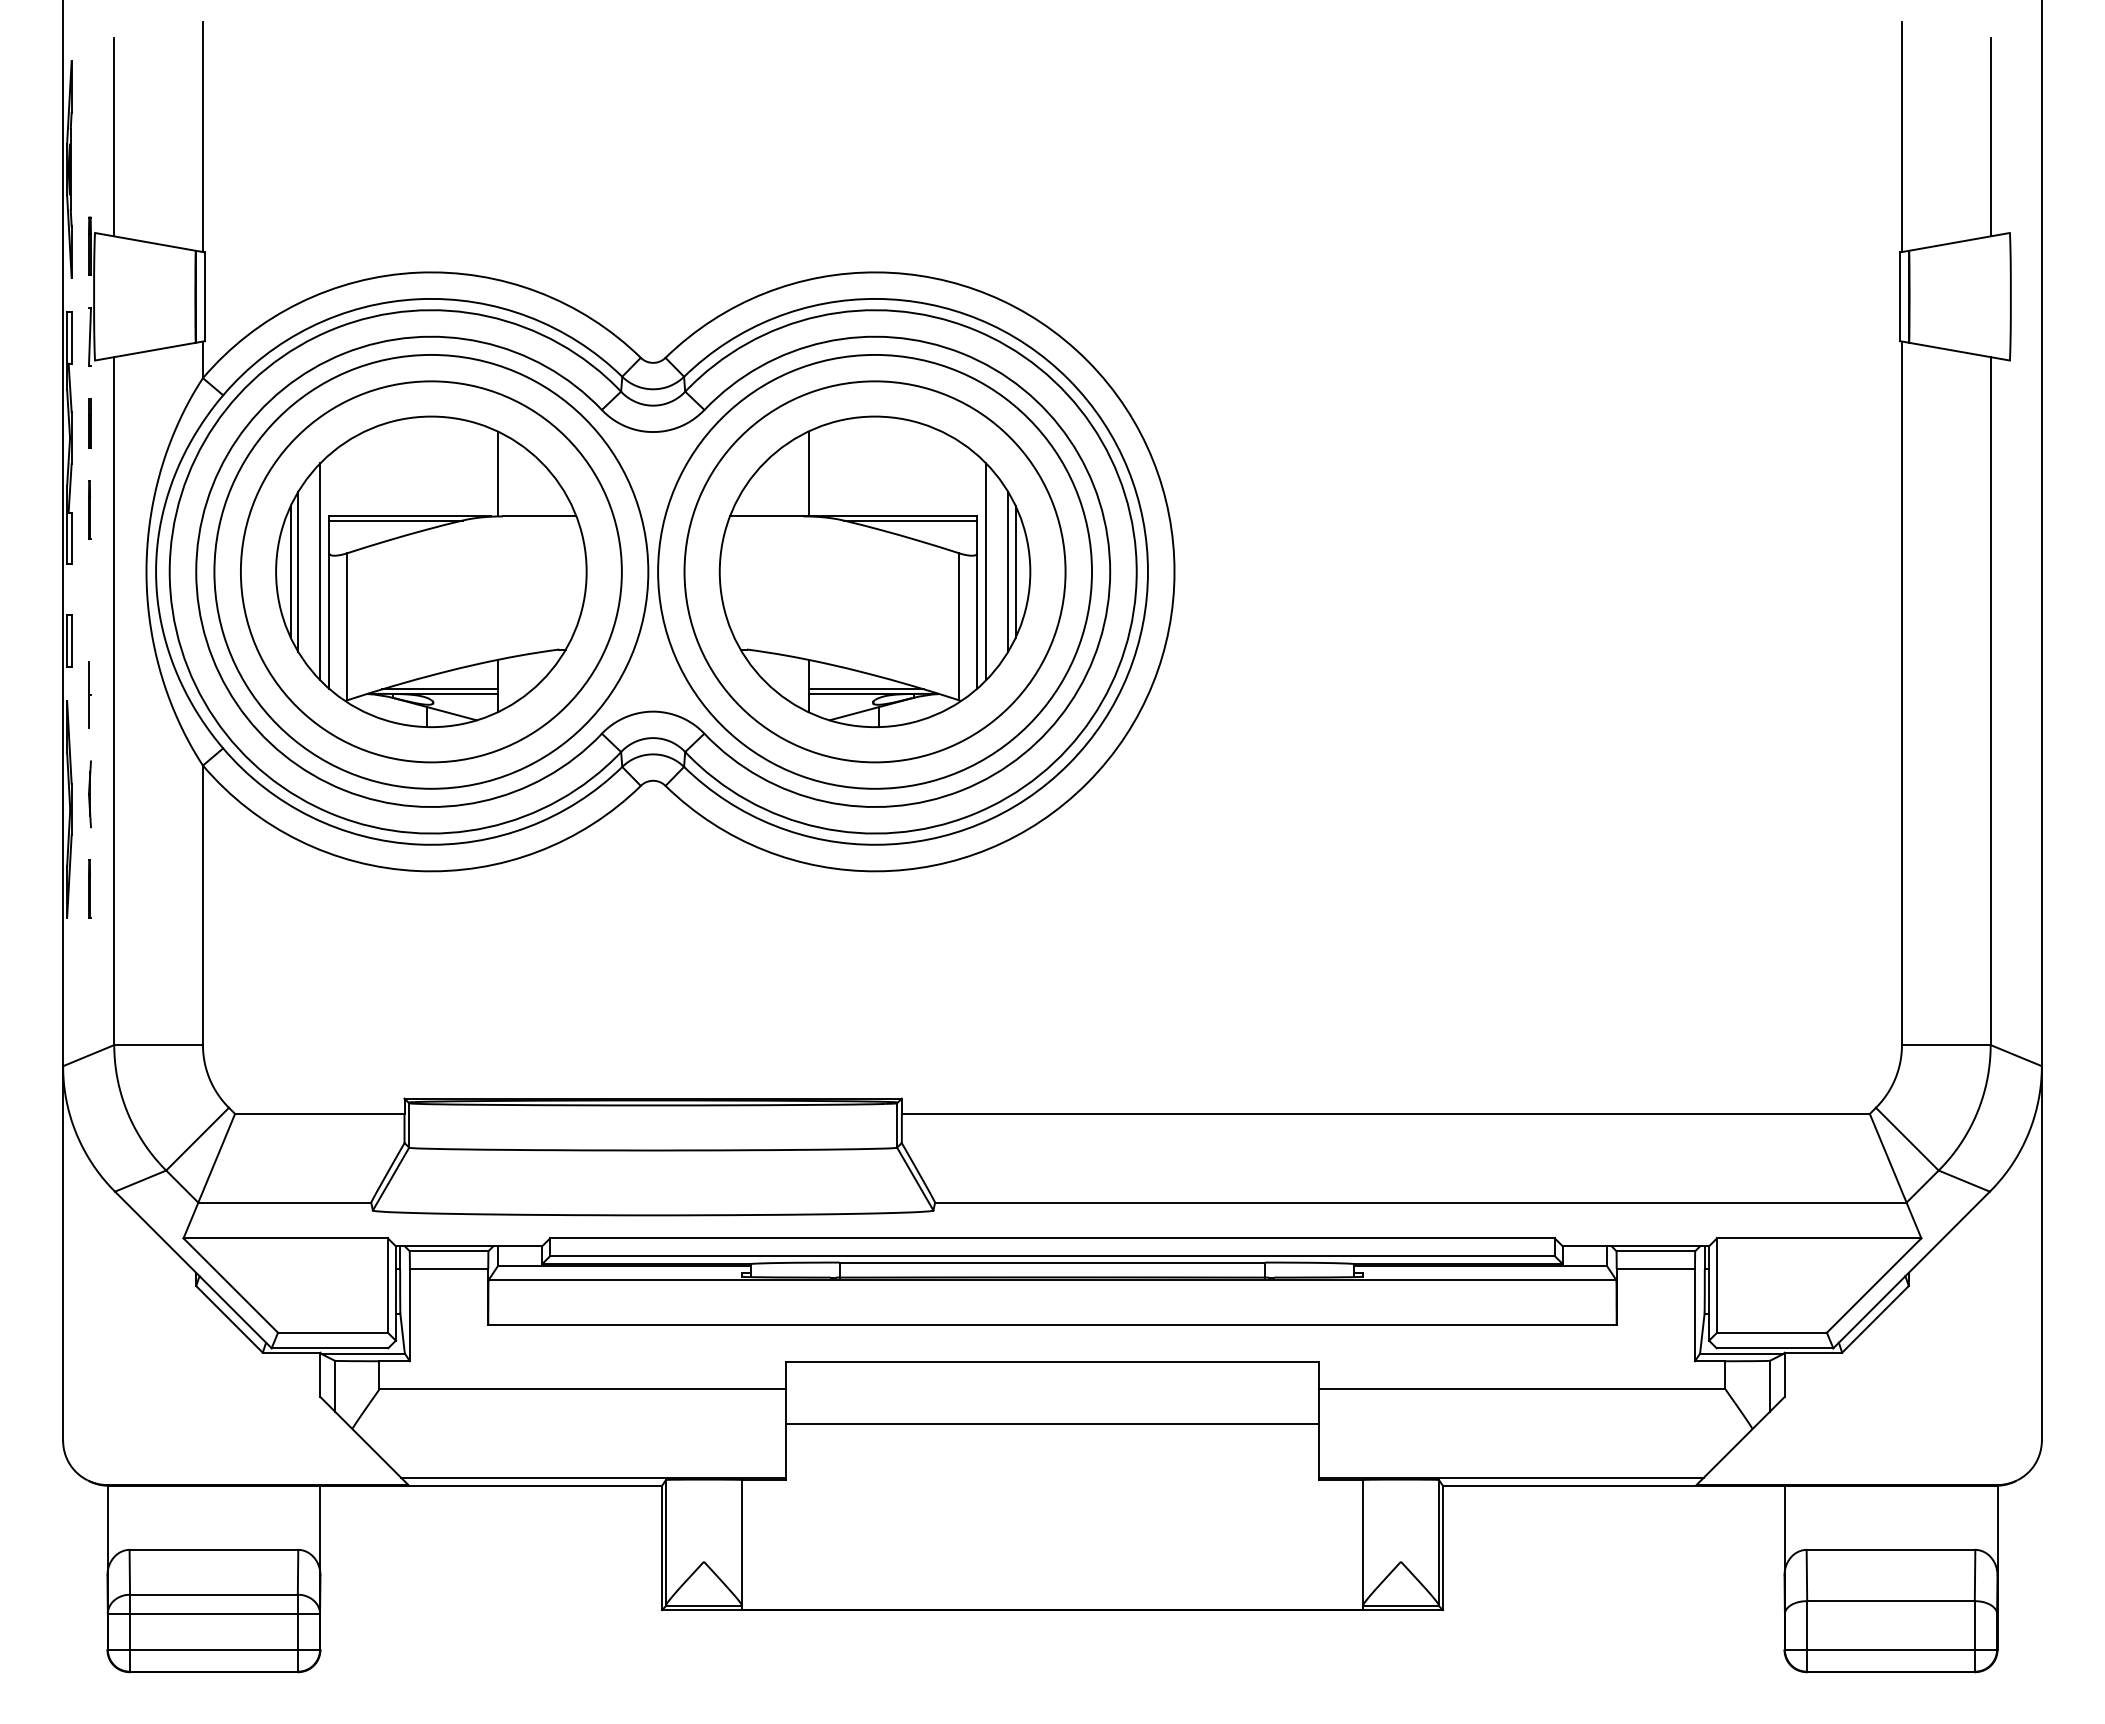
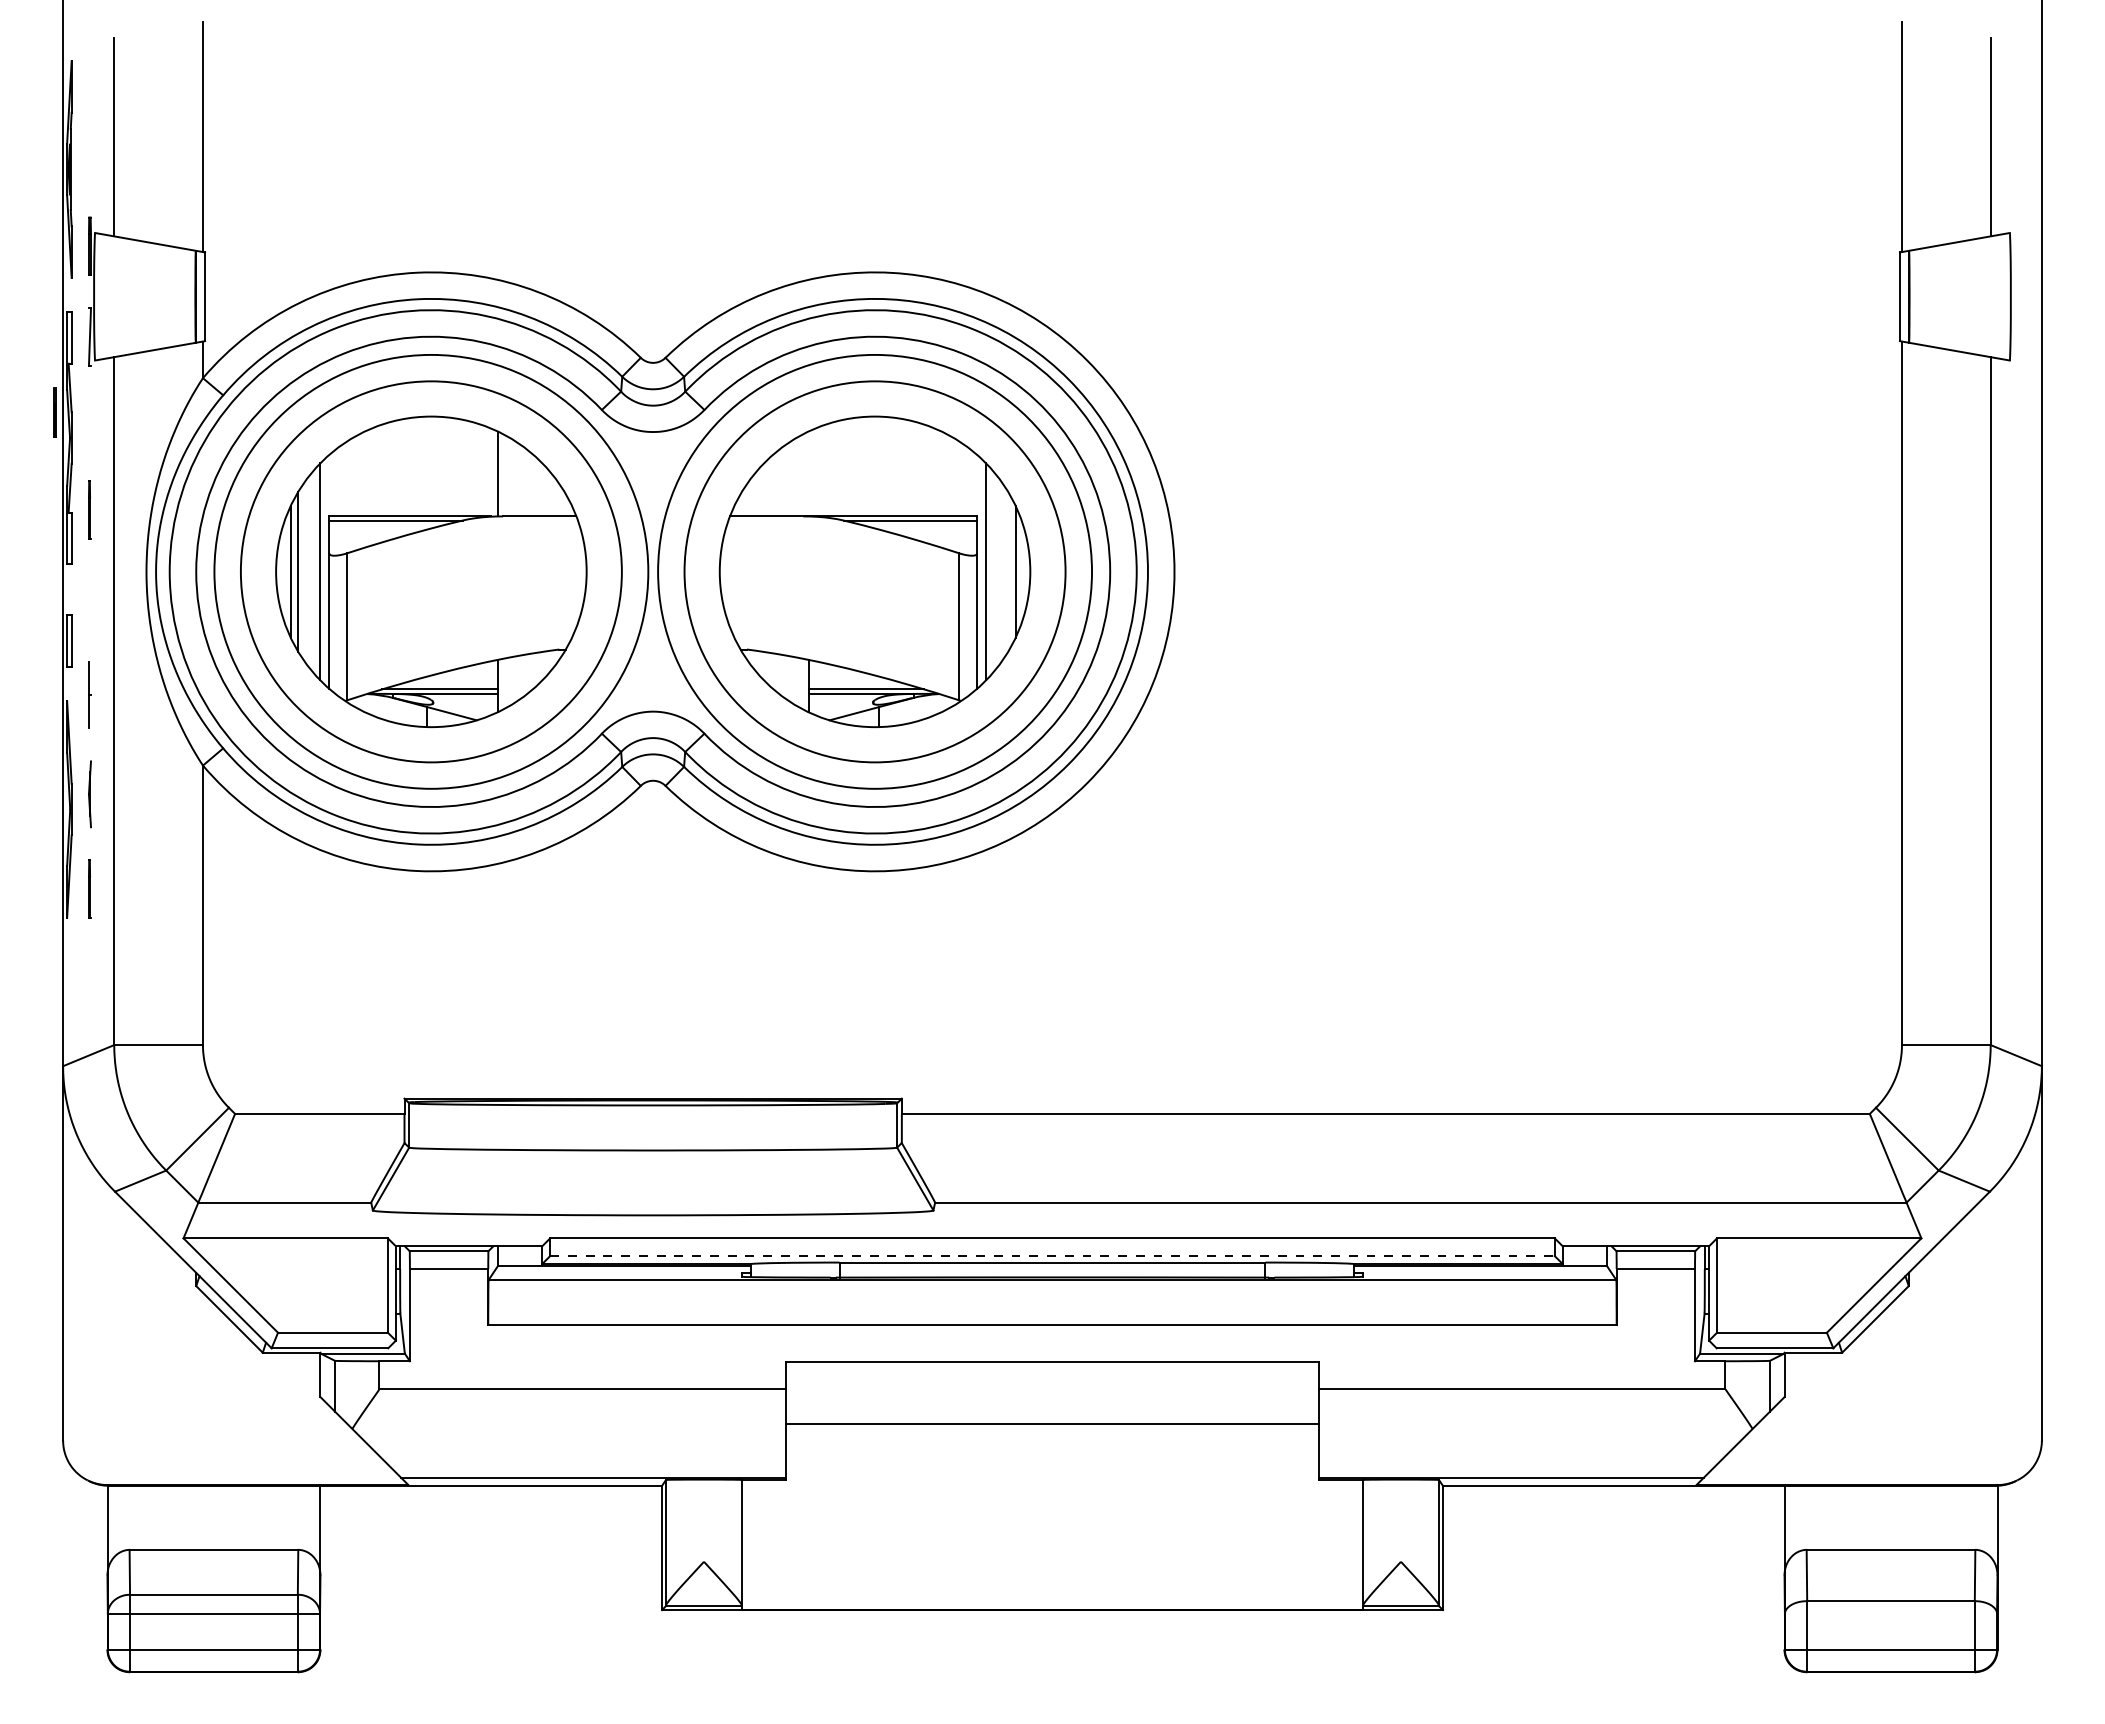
line position: (89, 423) -> (54, 412) (54, 412)
line: present -> none (808, 473)
line: present -> none (1008, 571)
line: solid -> dashed (1052, 1256)
